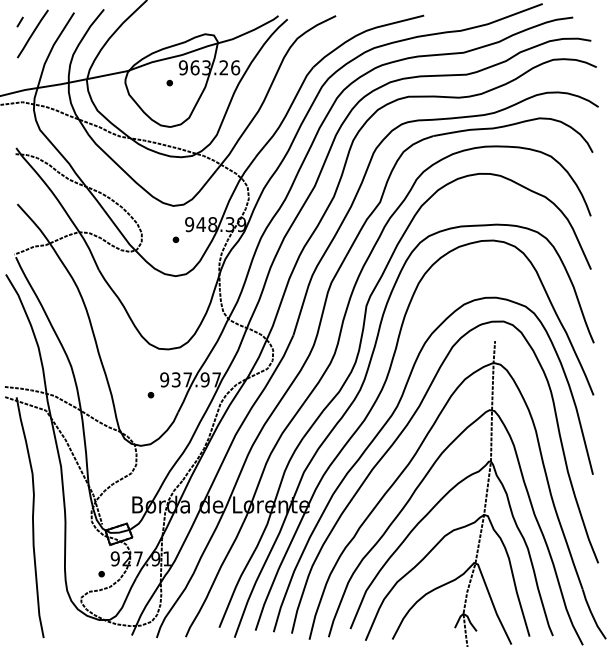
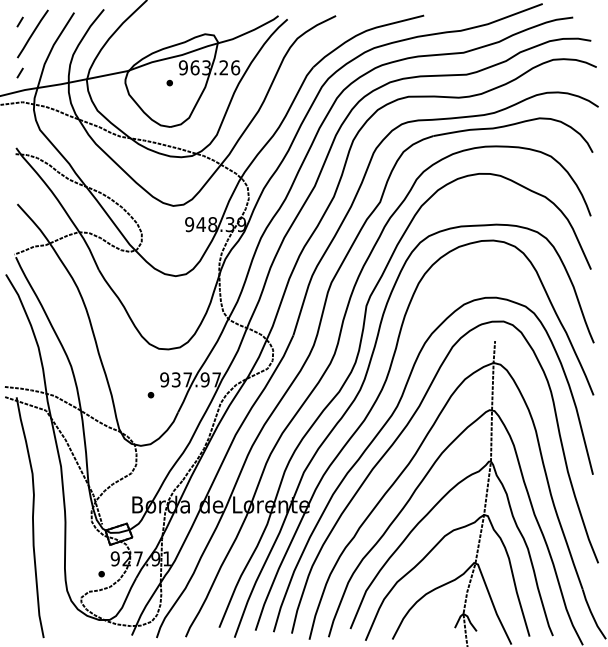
line: none -> present (19, 72)
part: present -> none (175, 239)
